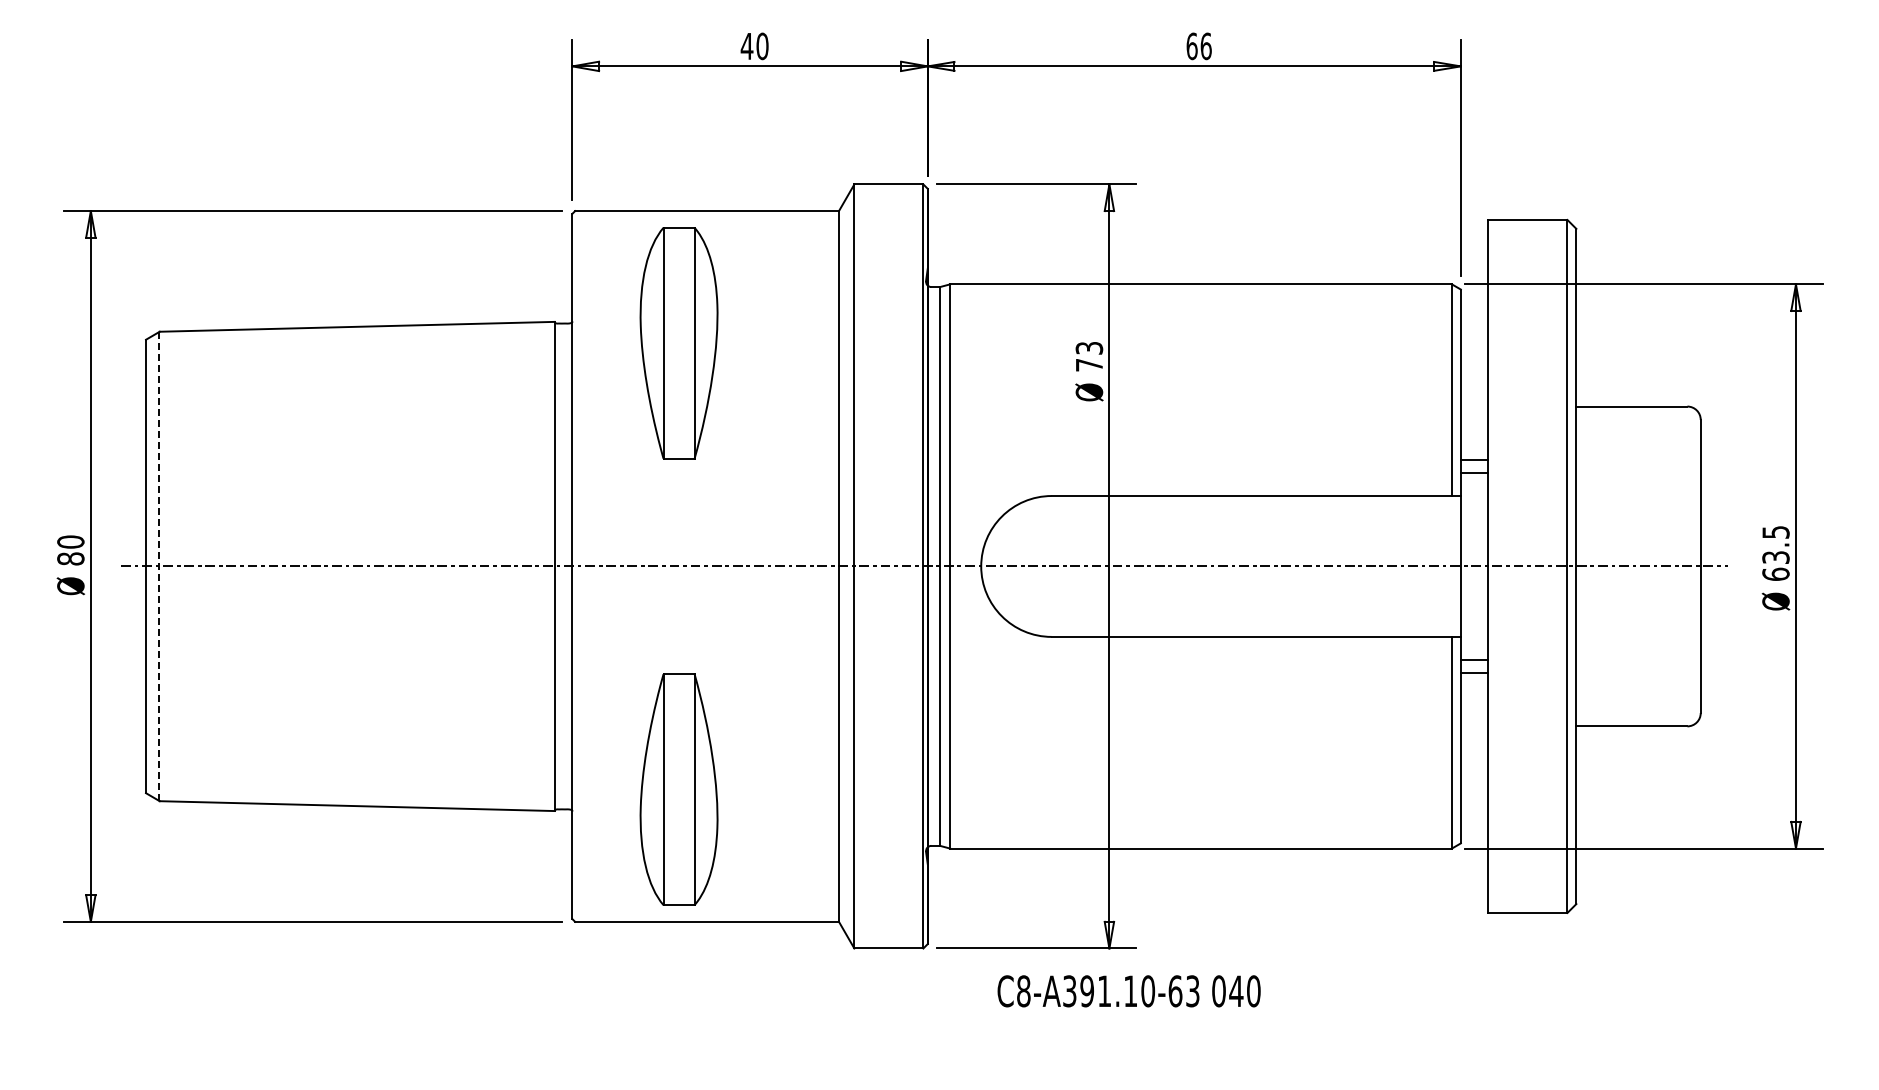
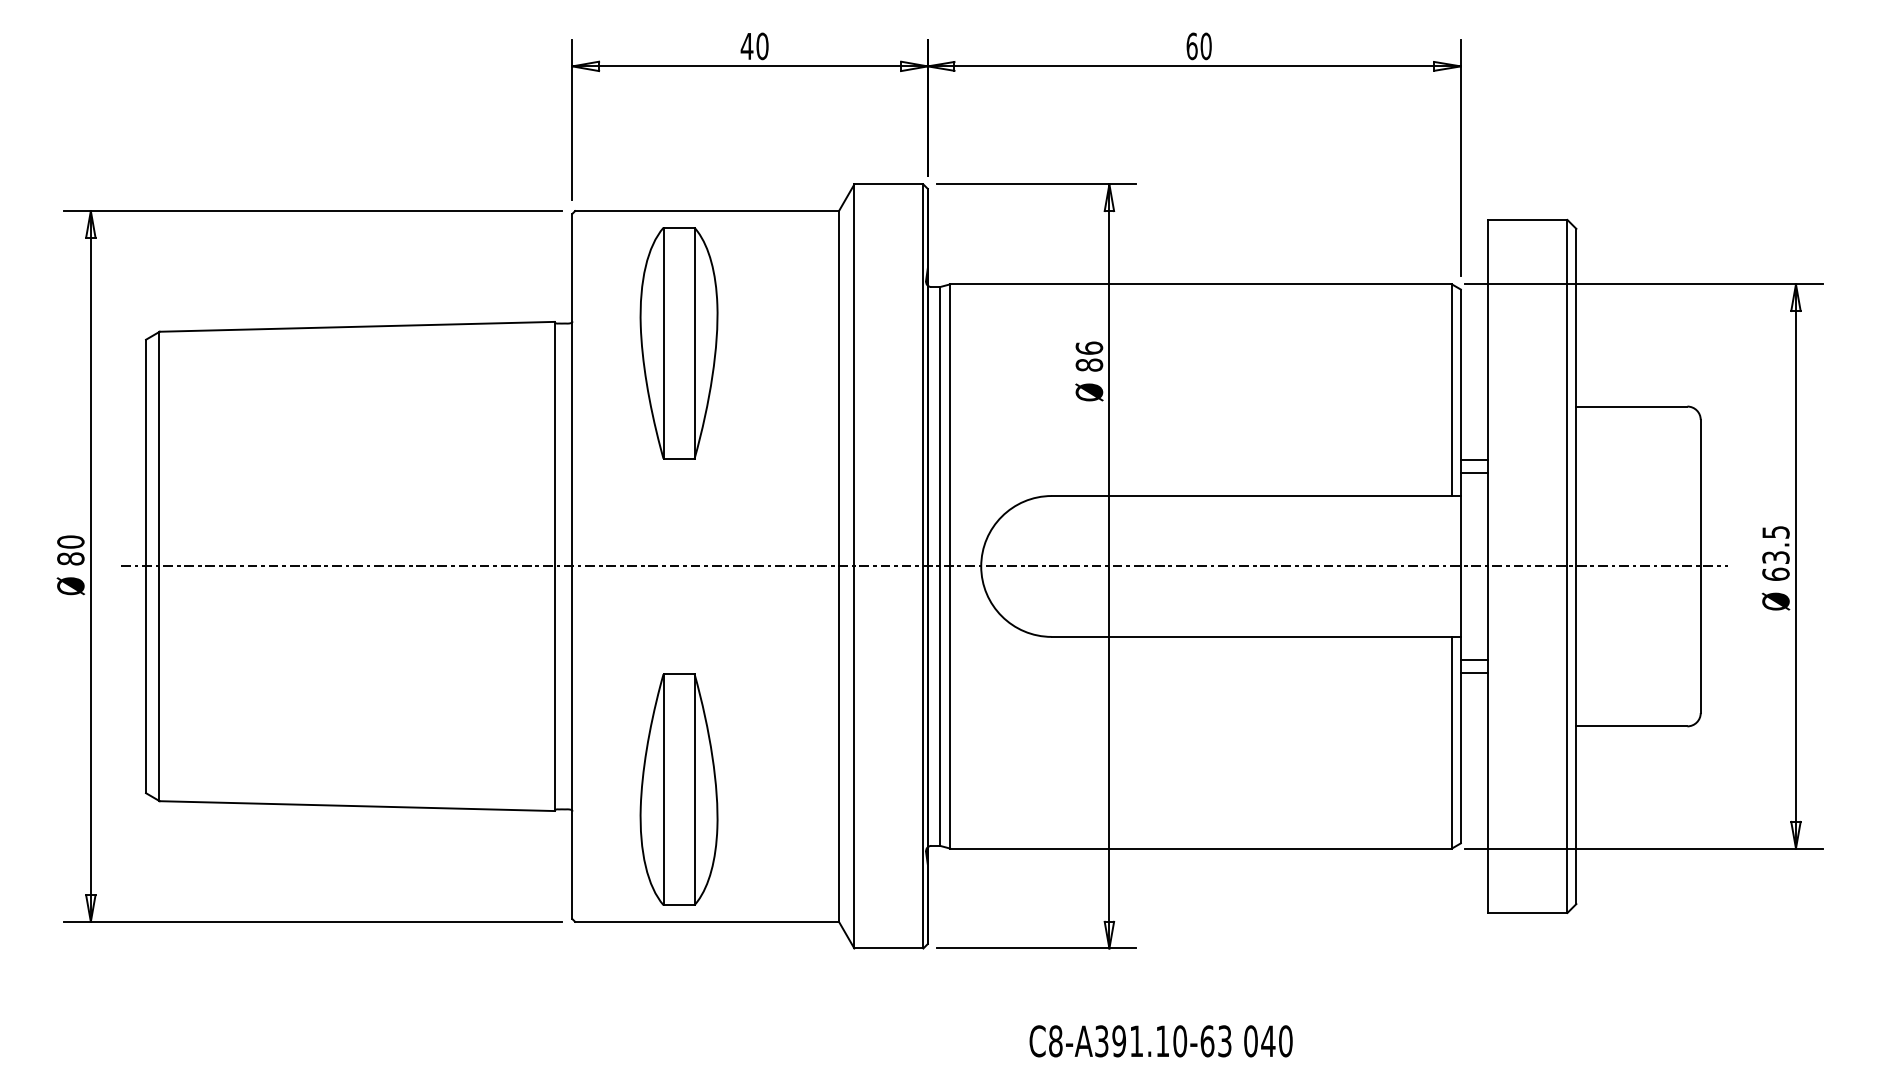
text: 66 -> 60 (1205, 45)
text: 73 -> 86 (1089, 356)
line: dashed -> solid (159, 565)
text position: (1128, 991) -> (1160, 1041) (1160, 1041)
